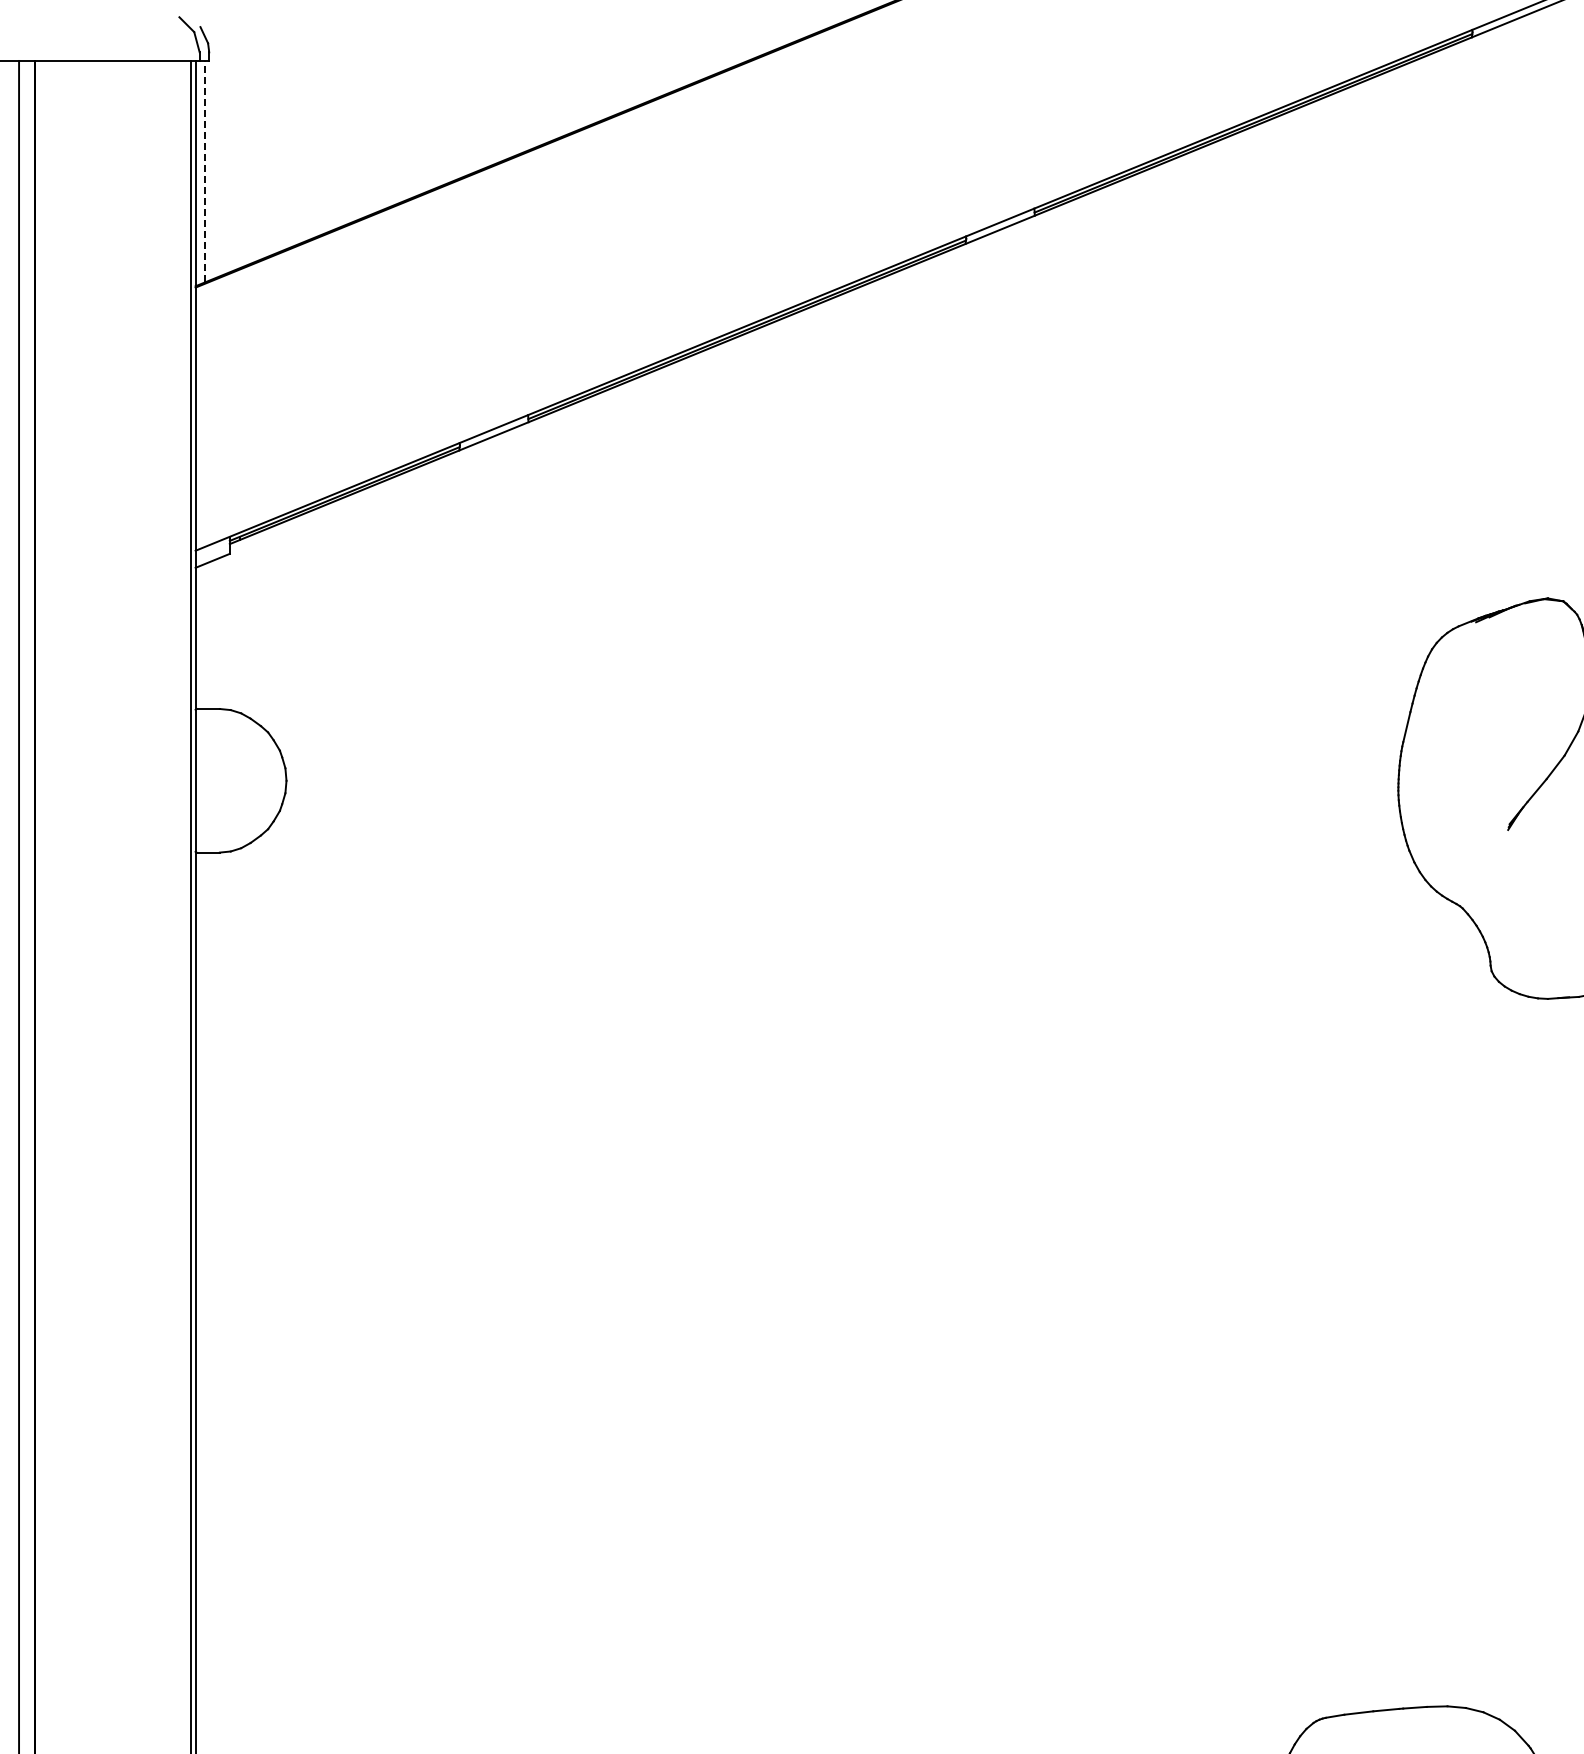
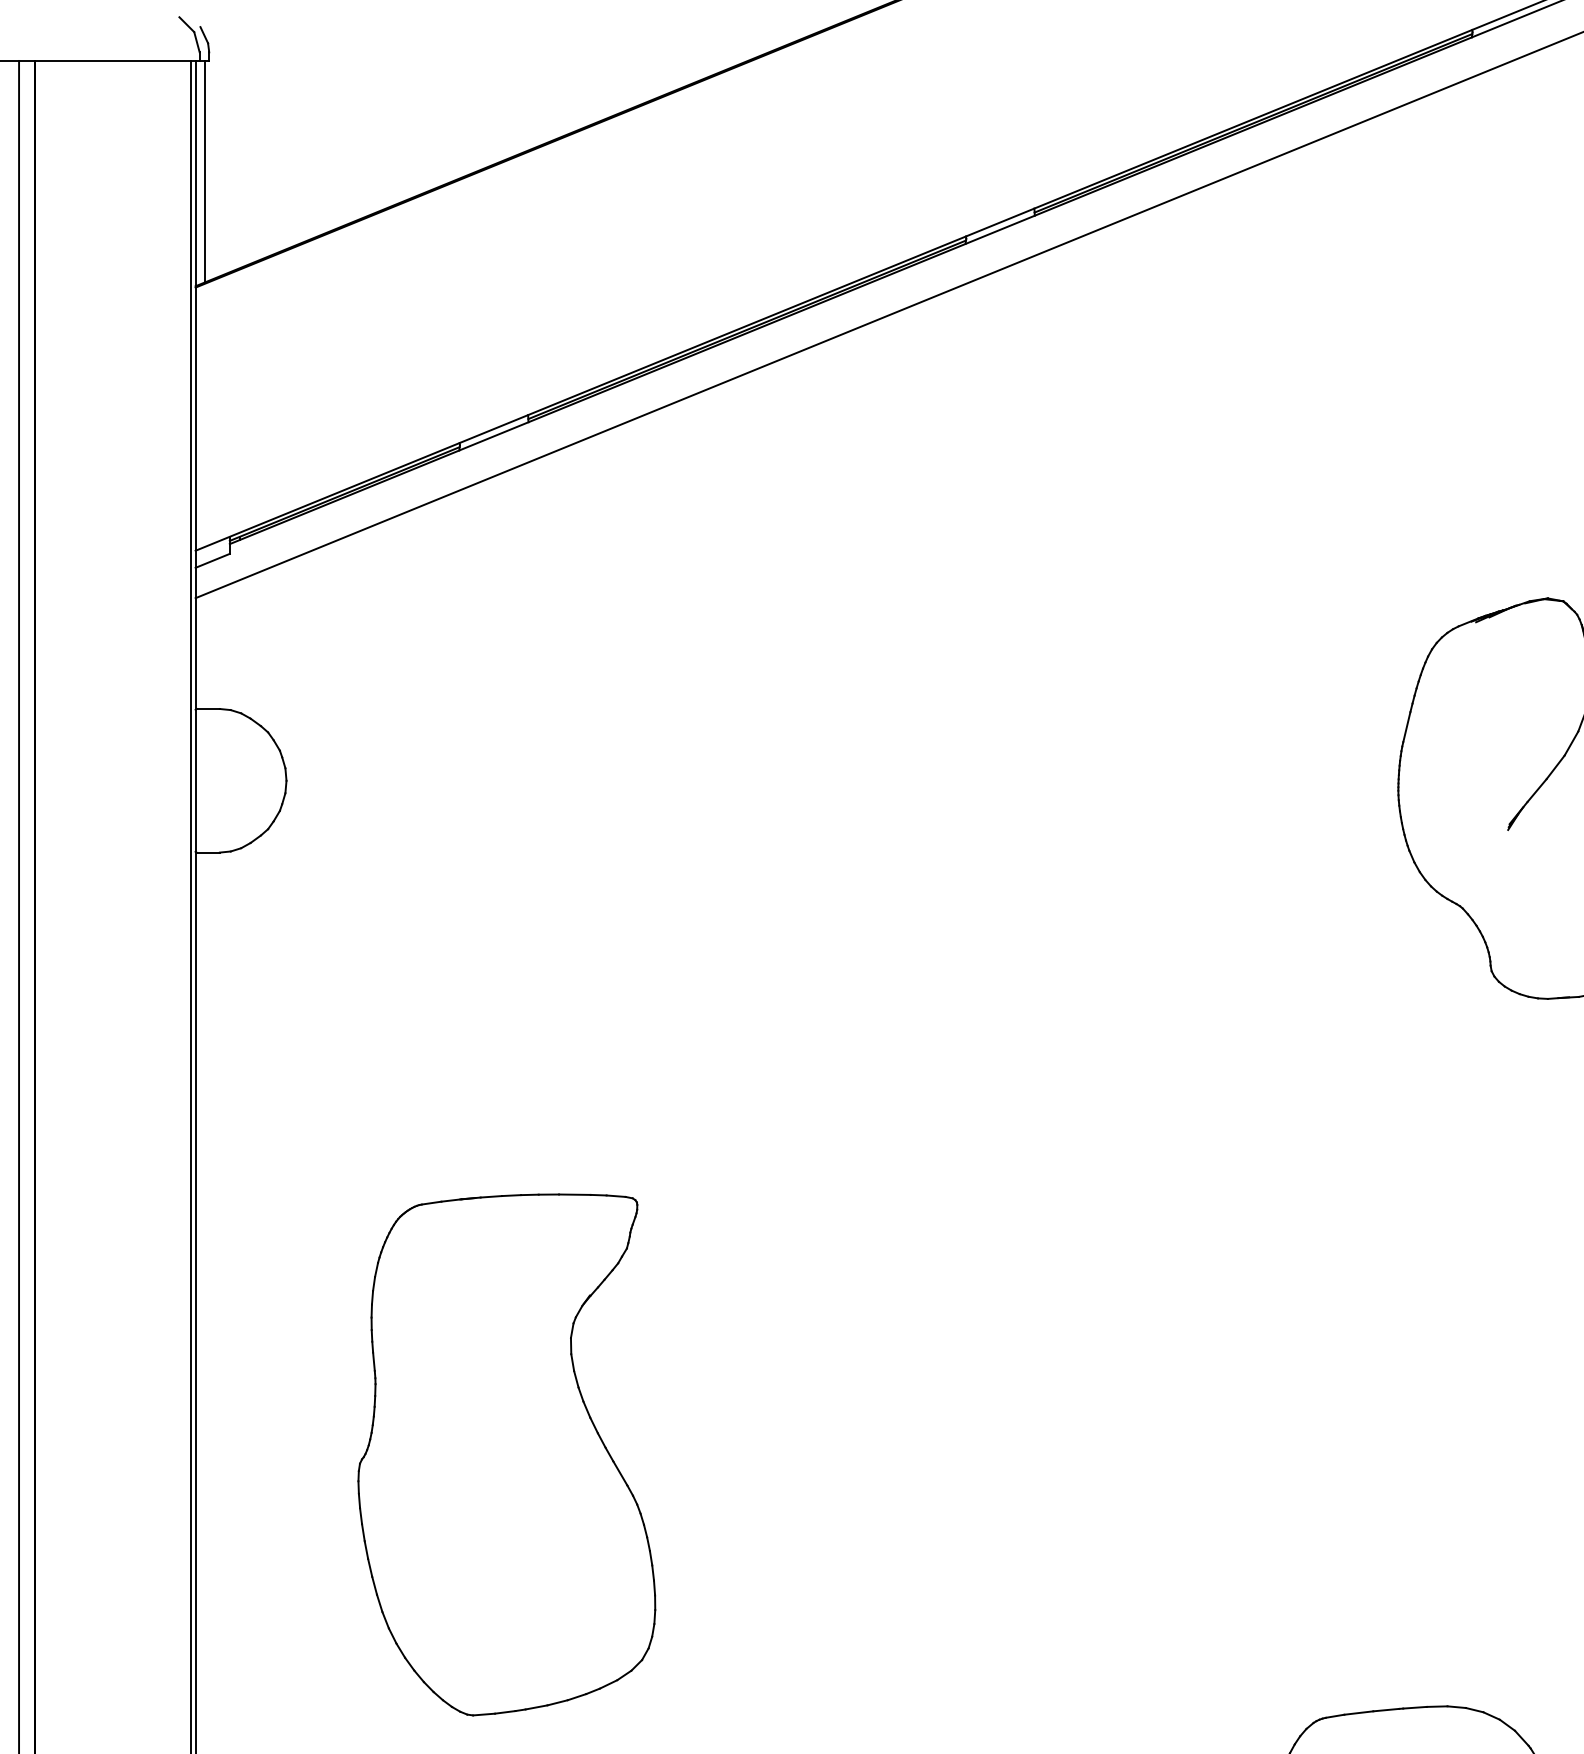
line: dashed -> solid (204, 171)
line: none -> present (887, 315)
part: none -> present (506, 1454)
